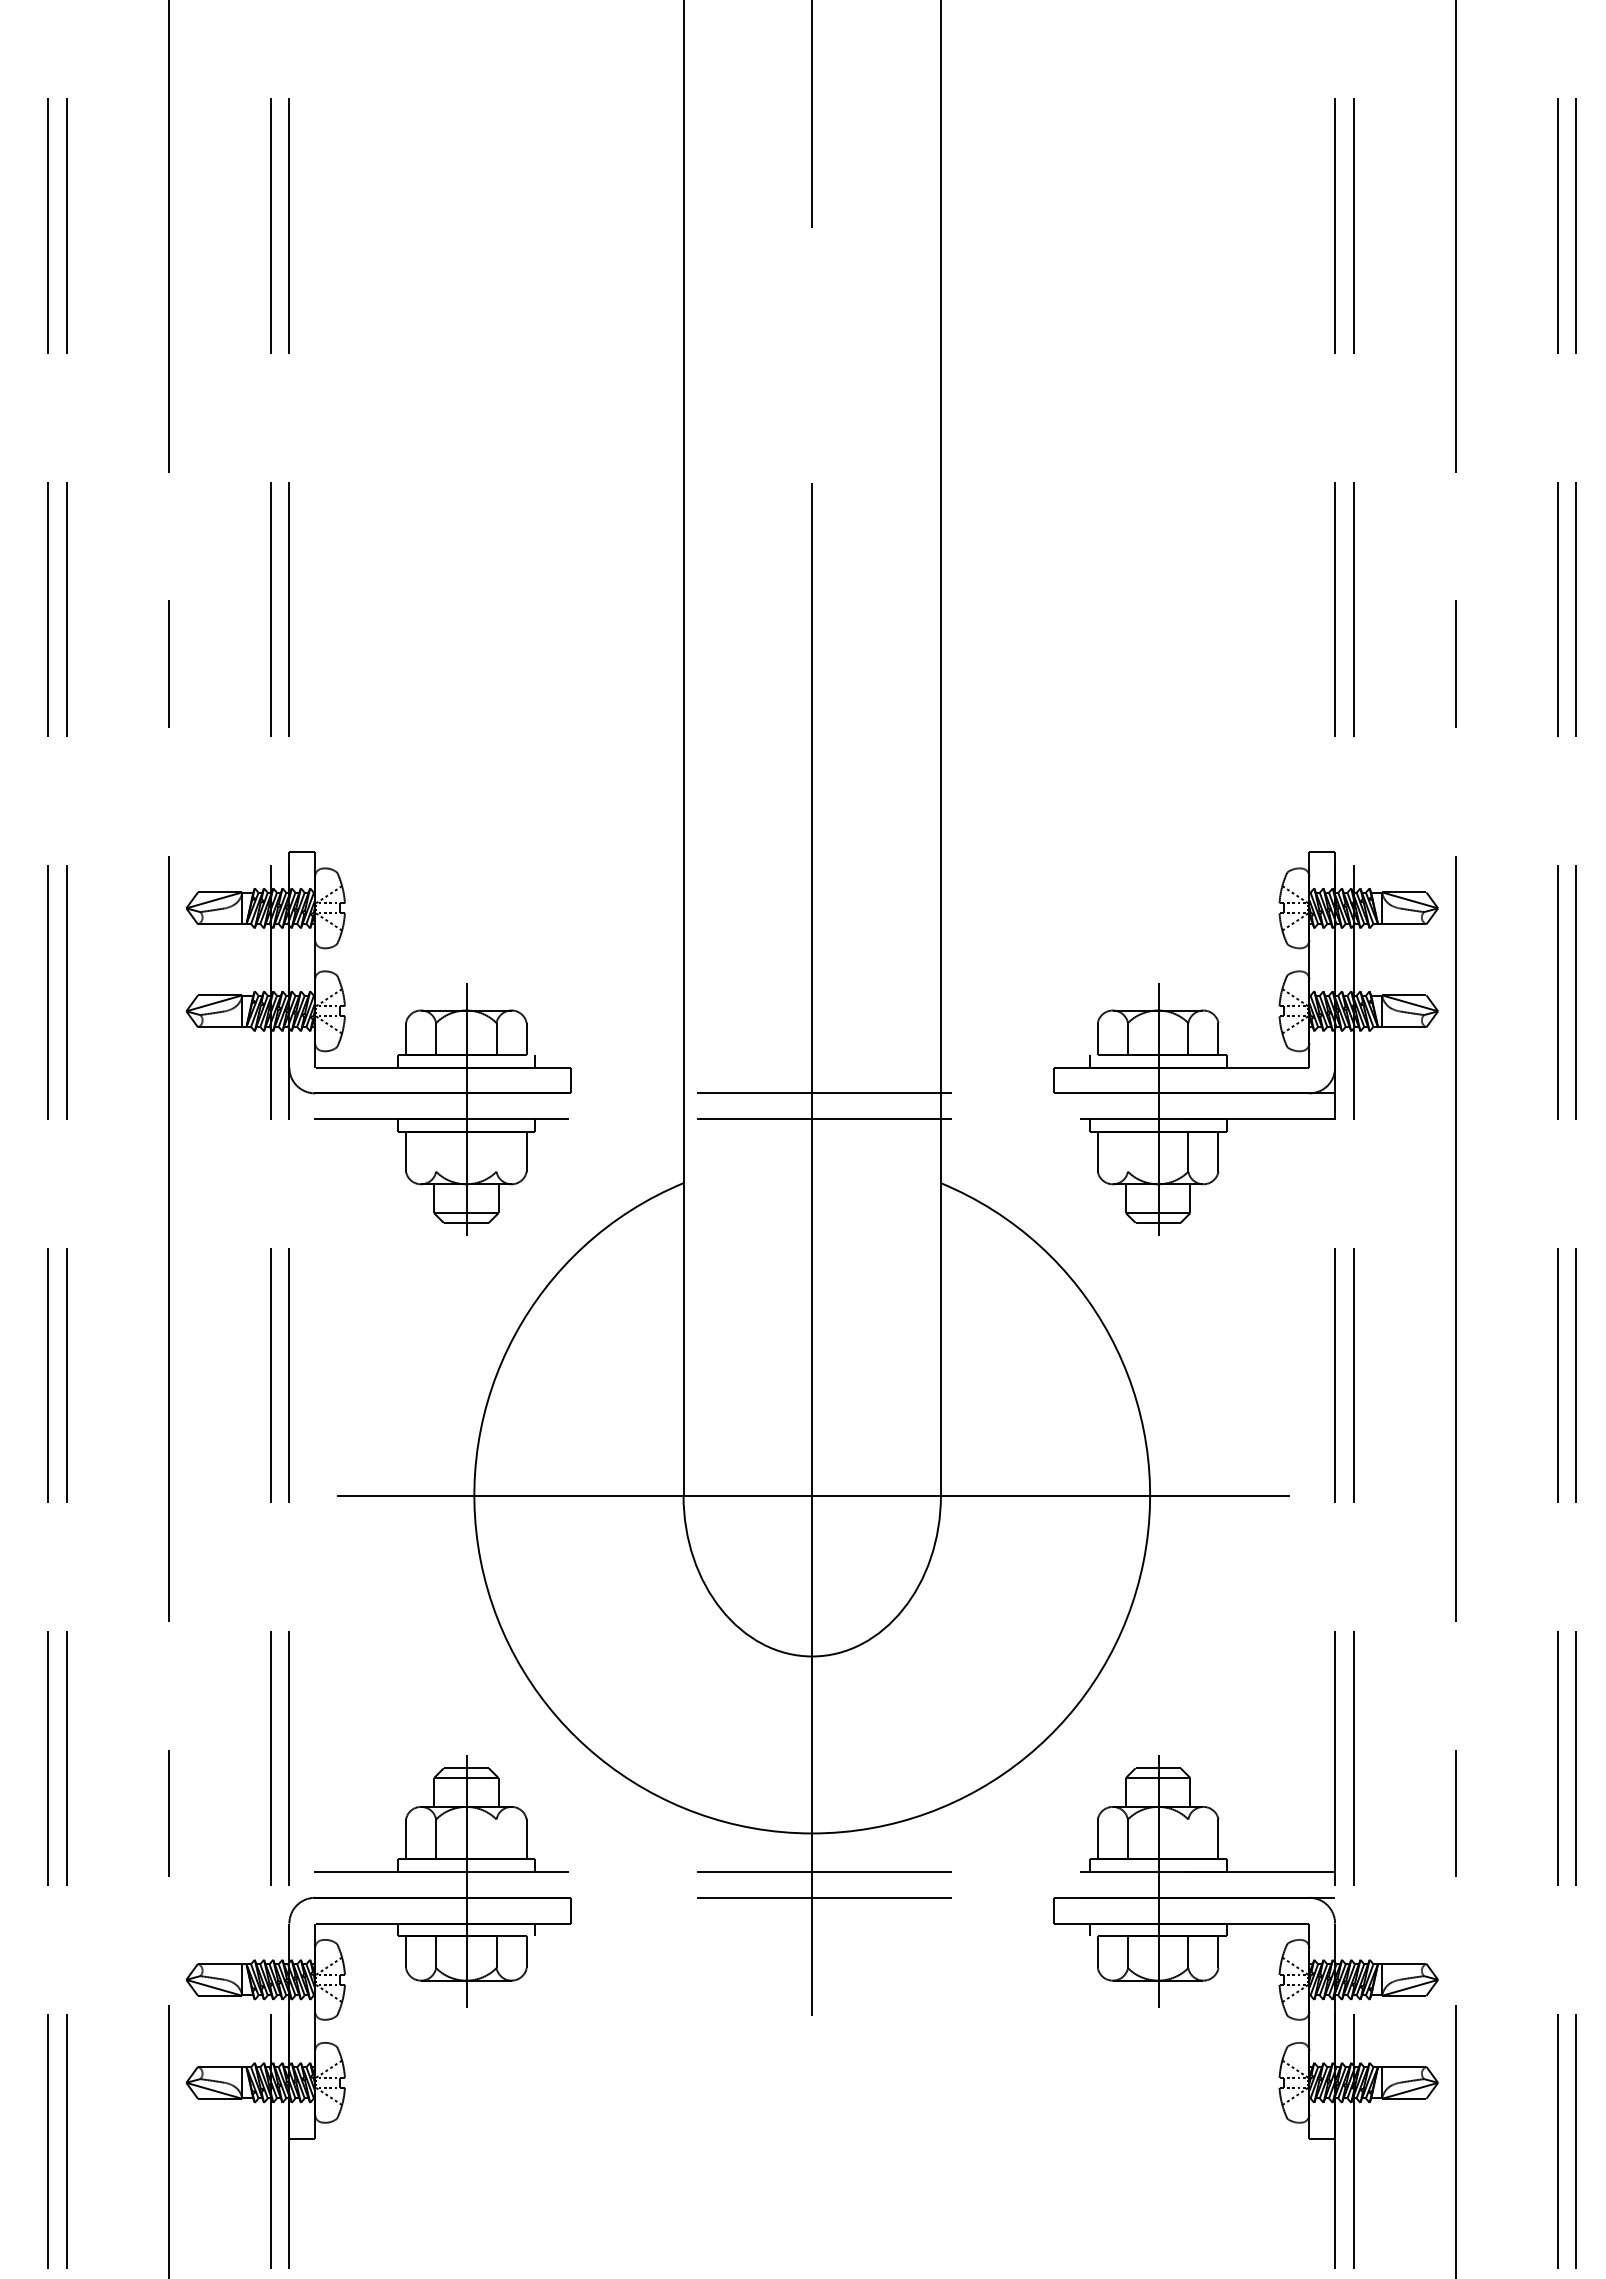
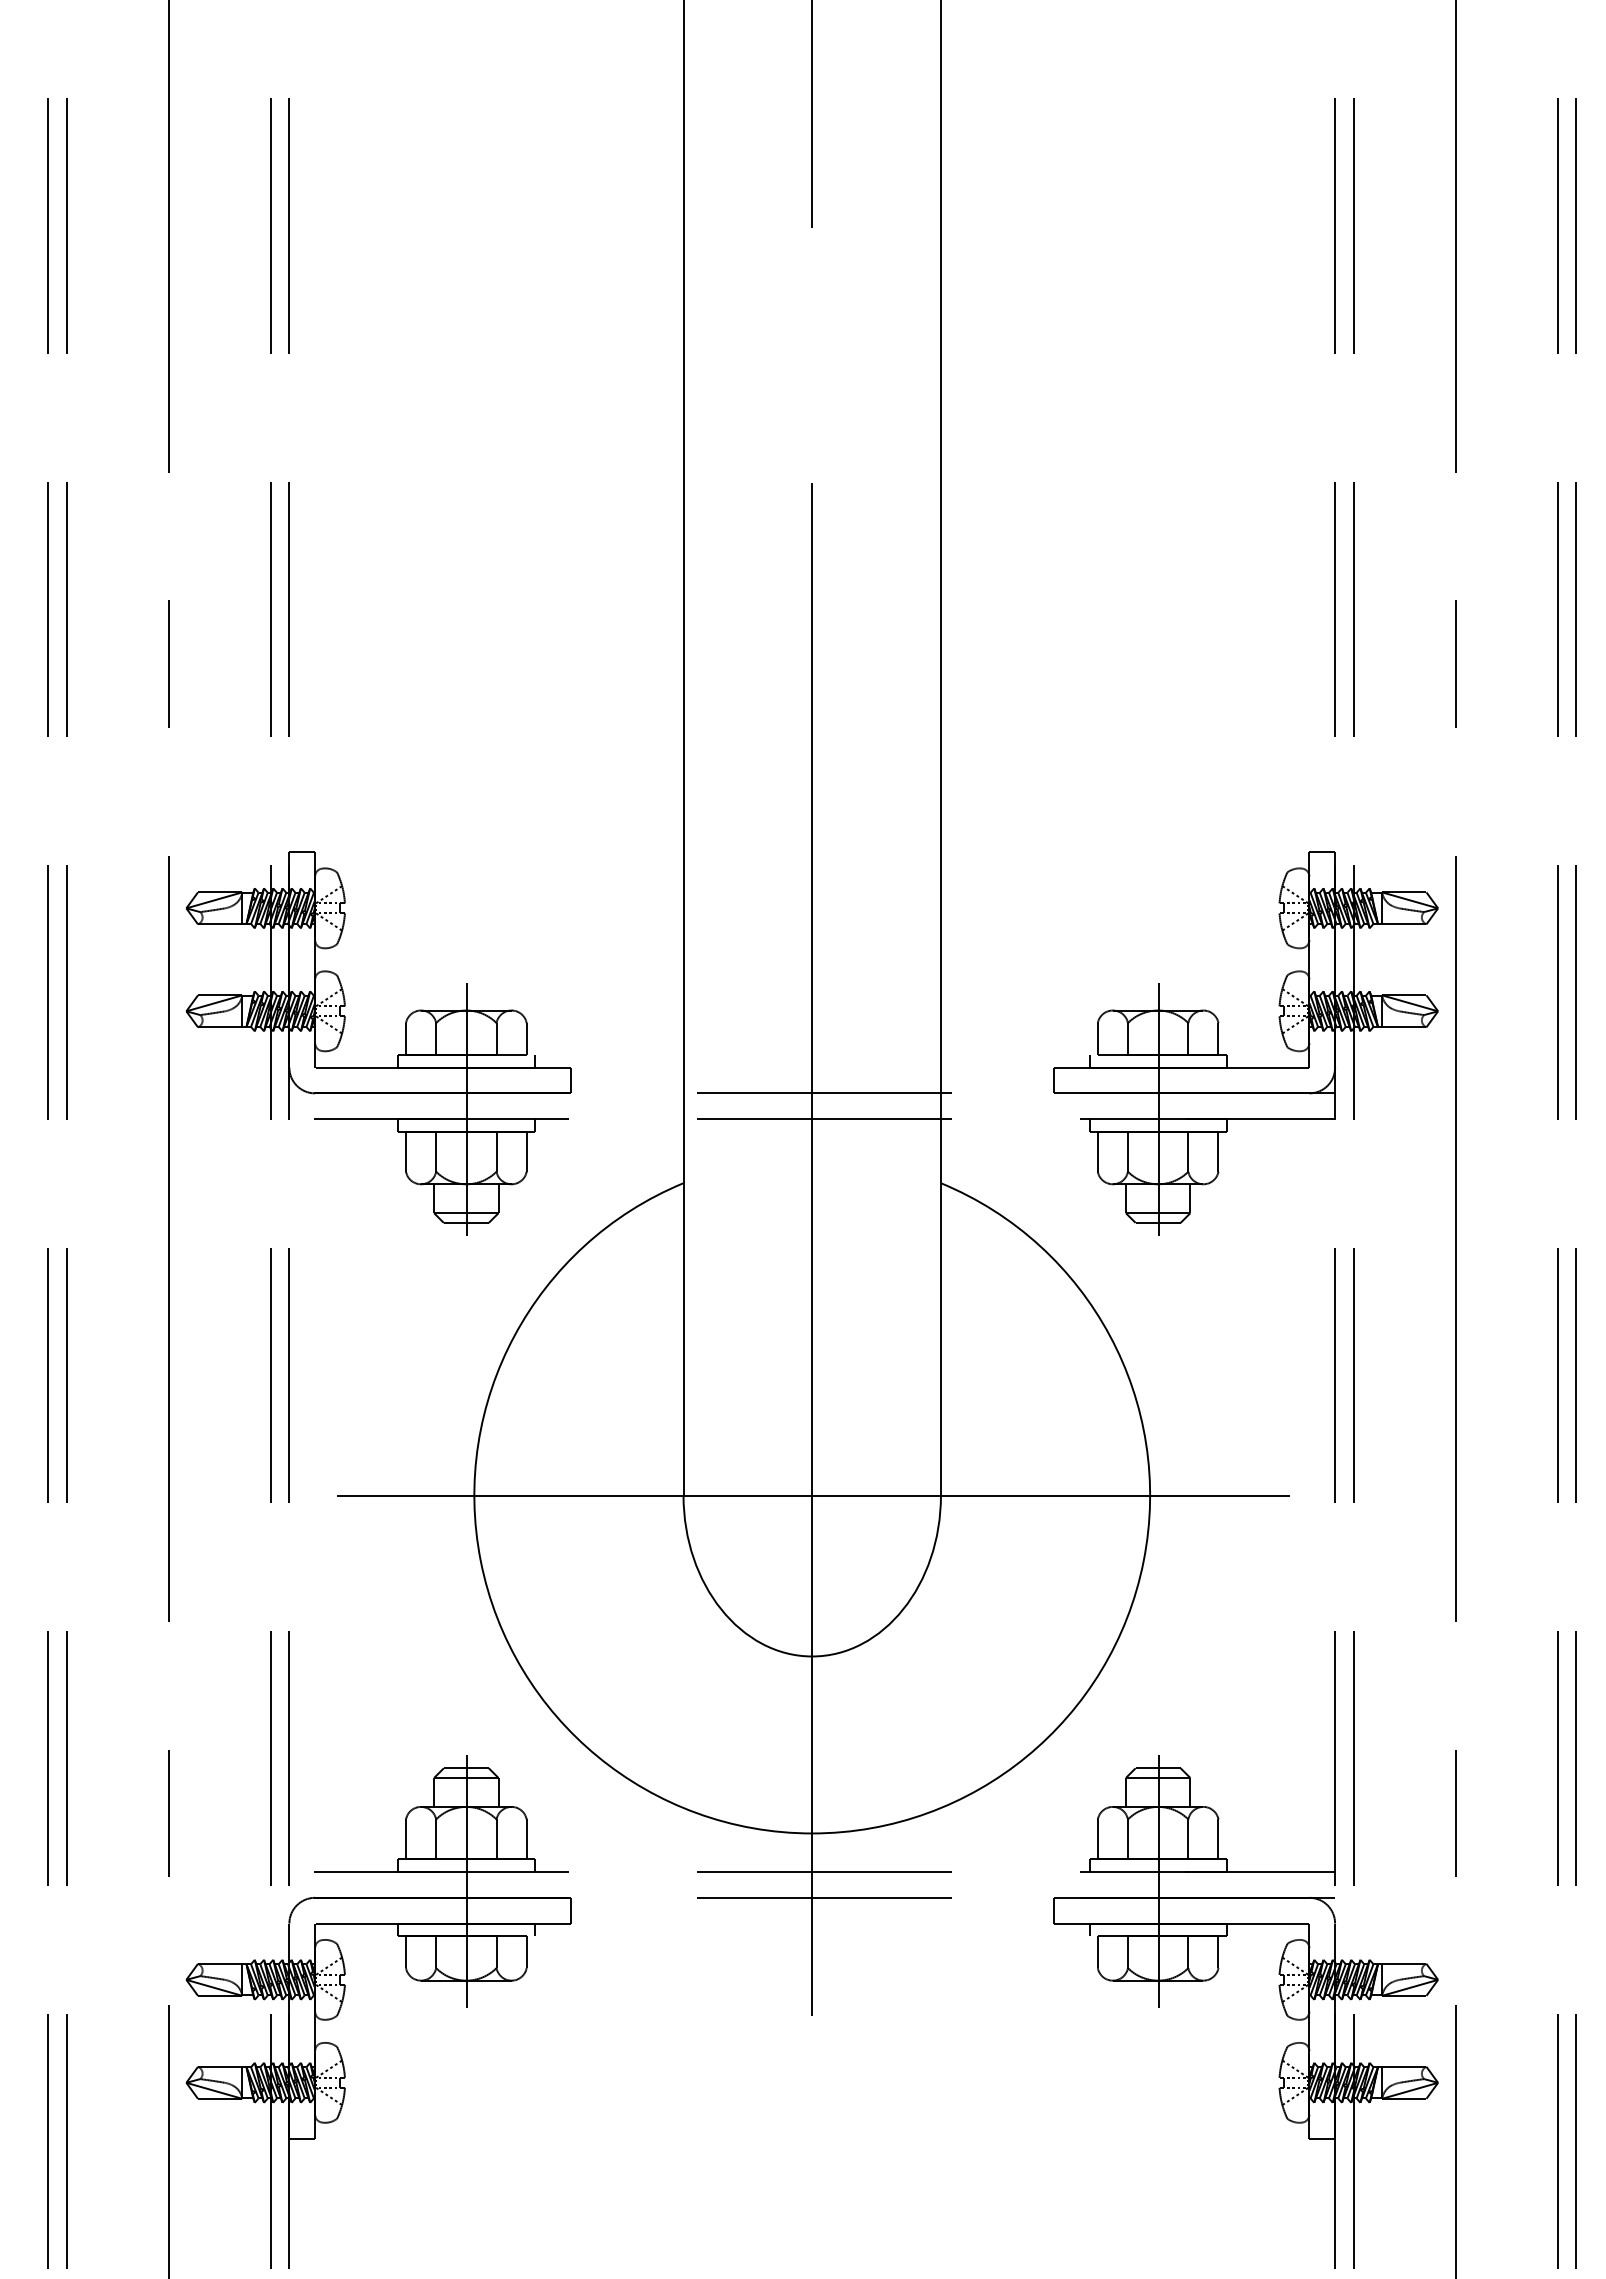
line: none -> present (436, 1151)
line: none -> present (496, 1151)
line: none -> present (1127, 1151)
line: none -> present (496, 1839)
line: none -> present (1188, 1839)
